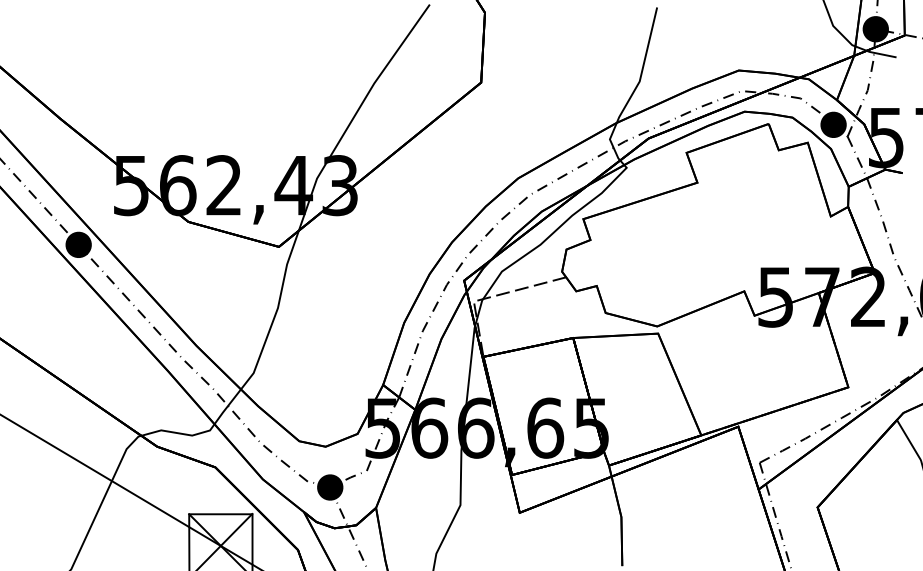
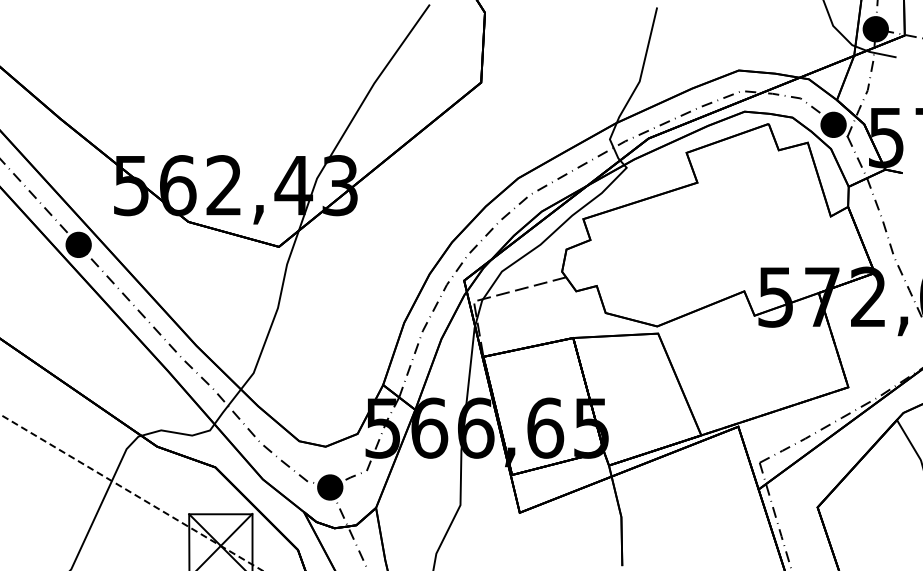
line: solid -> dashed (132, 493)
